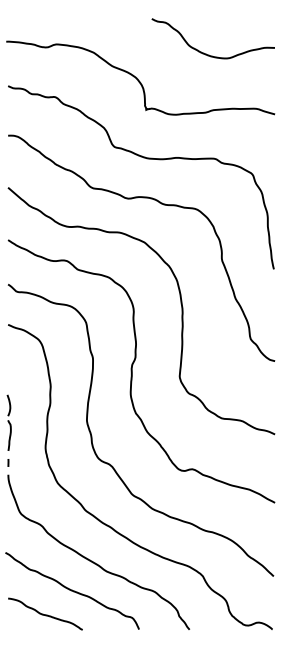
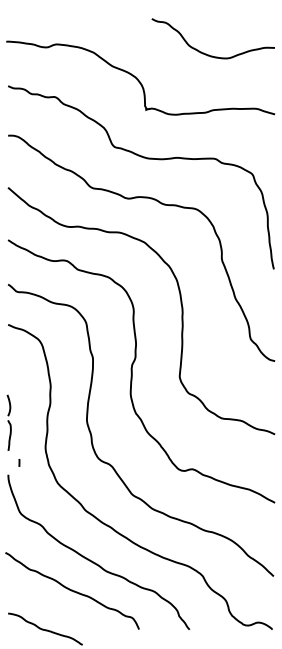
line position: (8, 462) -> (19, 462) (19, 462)
curve position: (45, 614) -> (45, 629) (45, 629)
